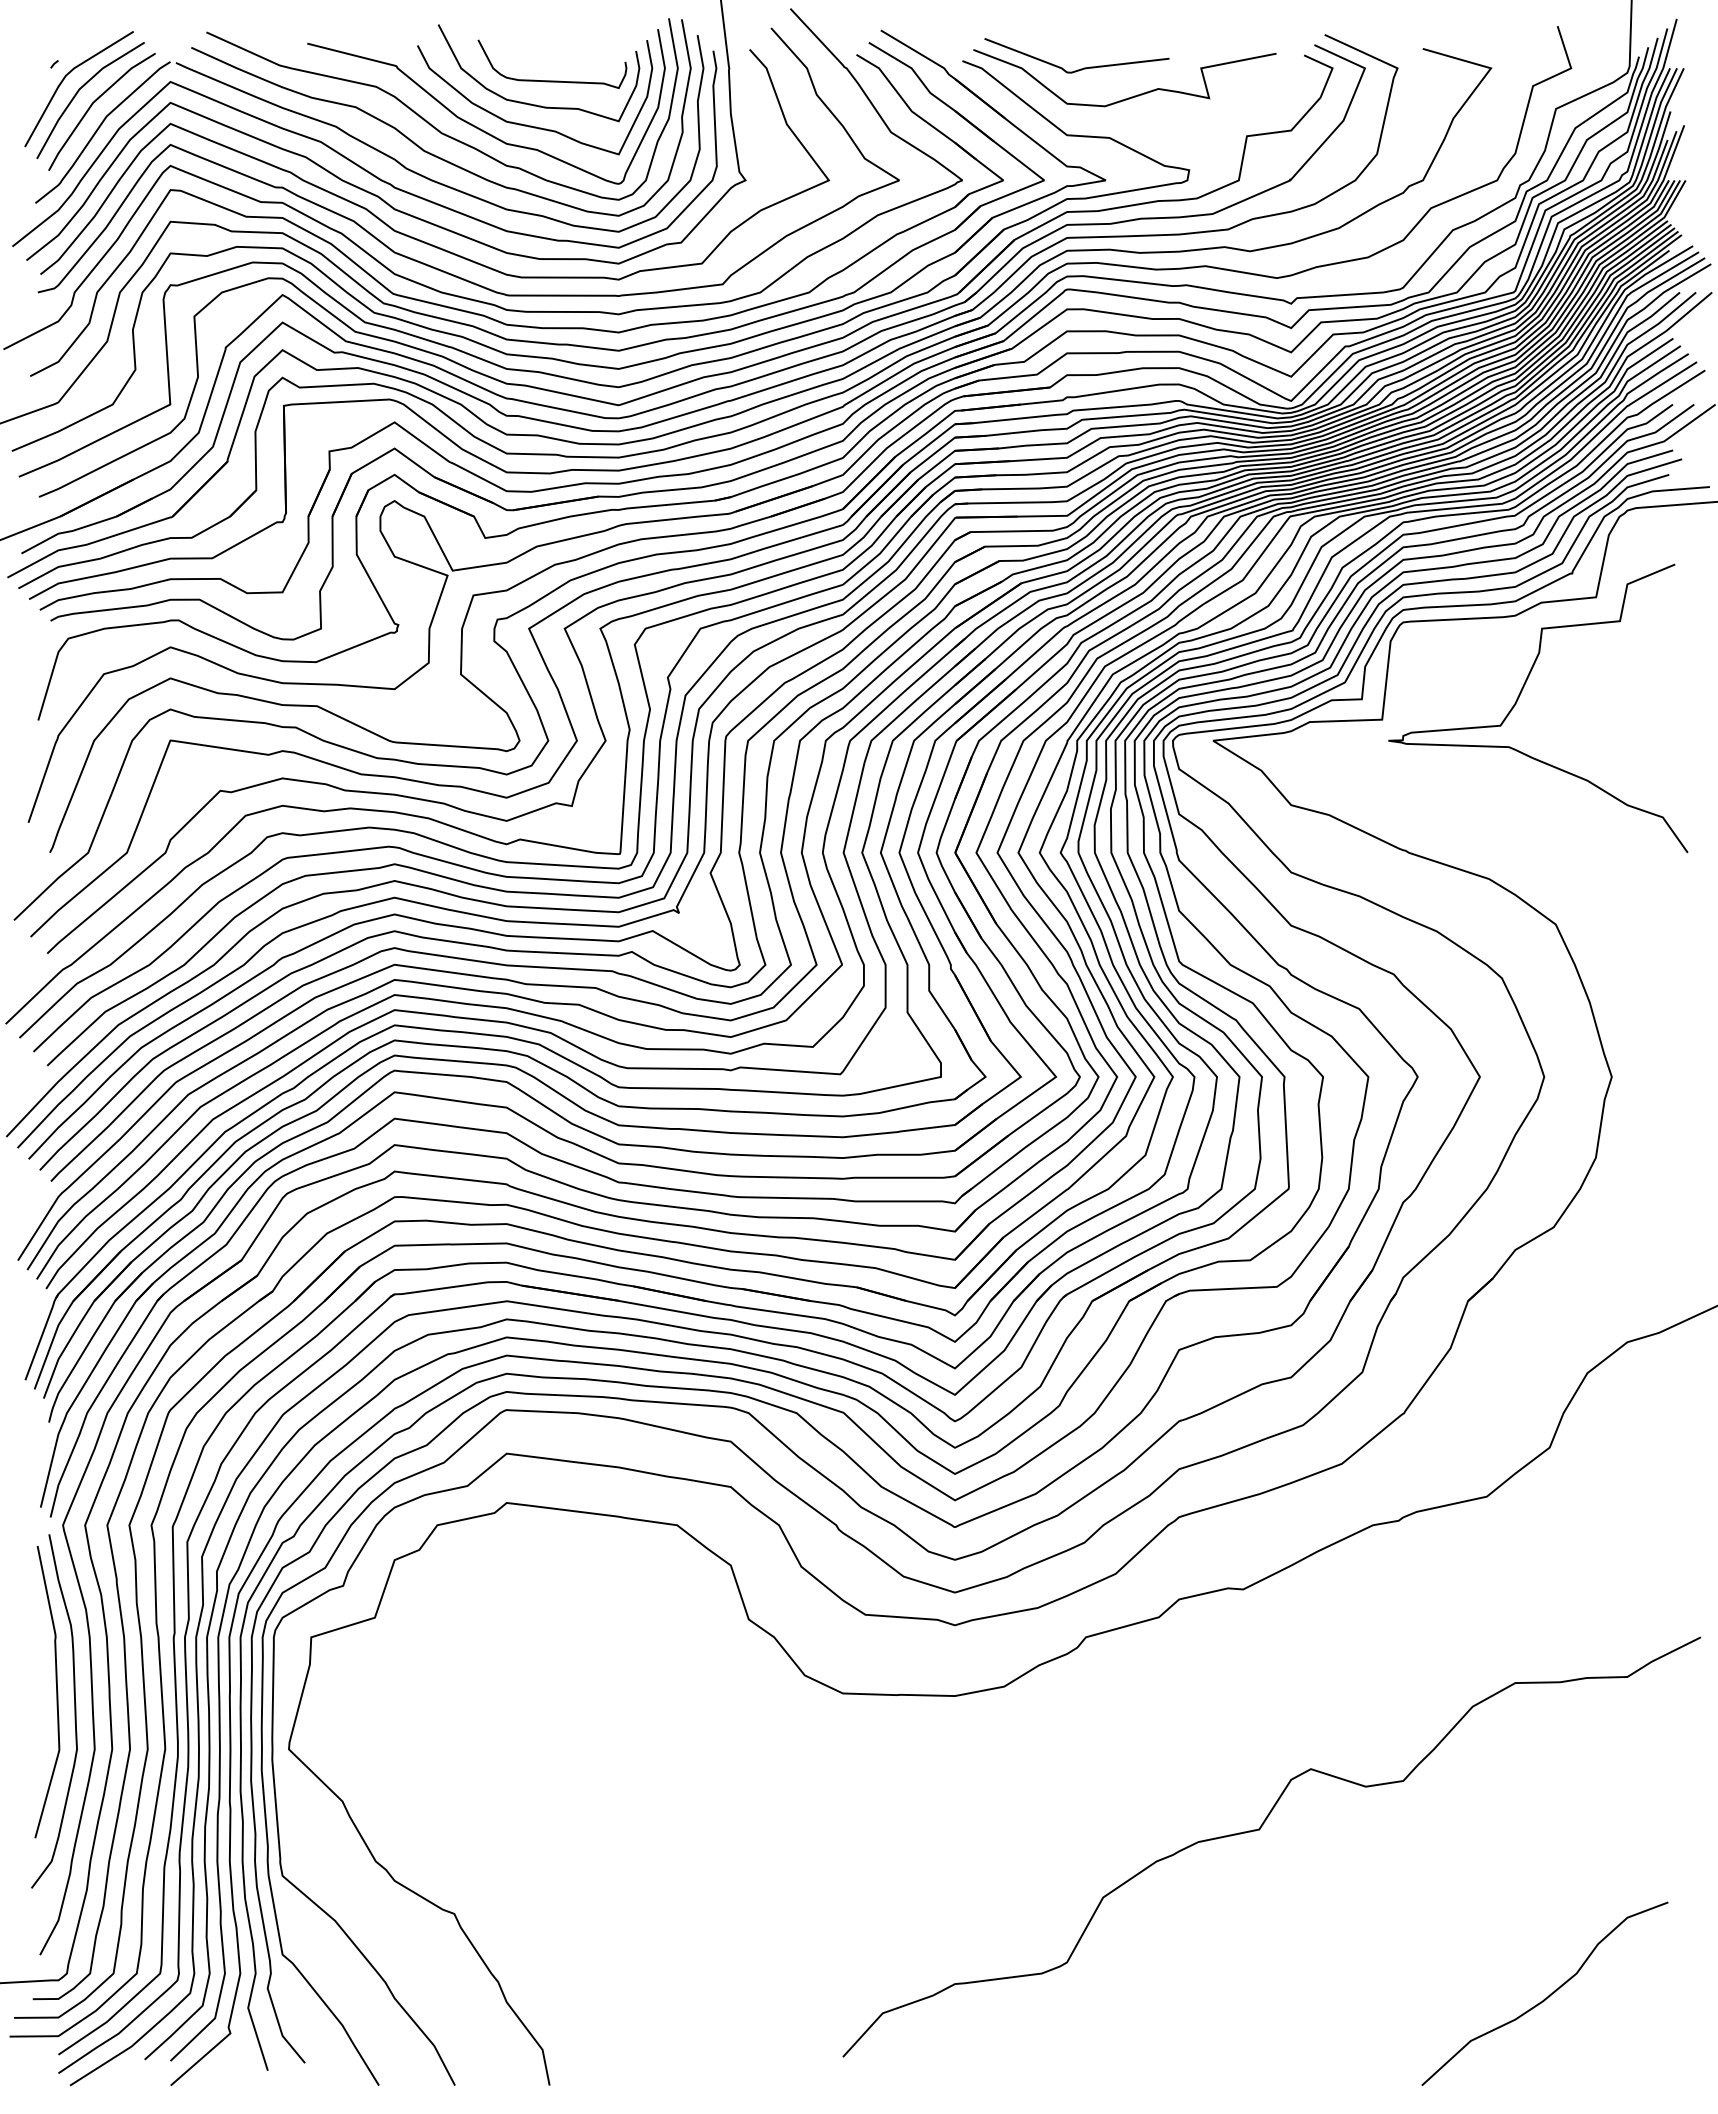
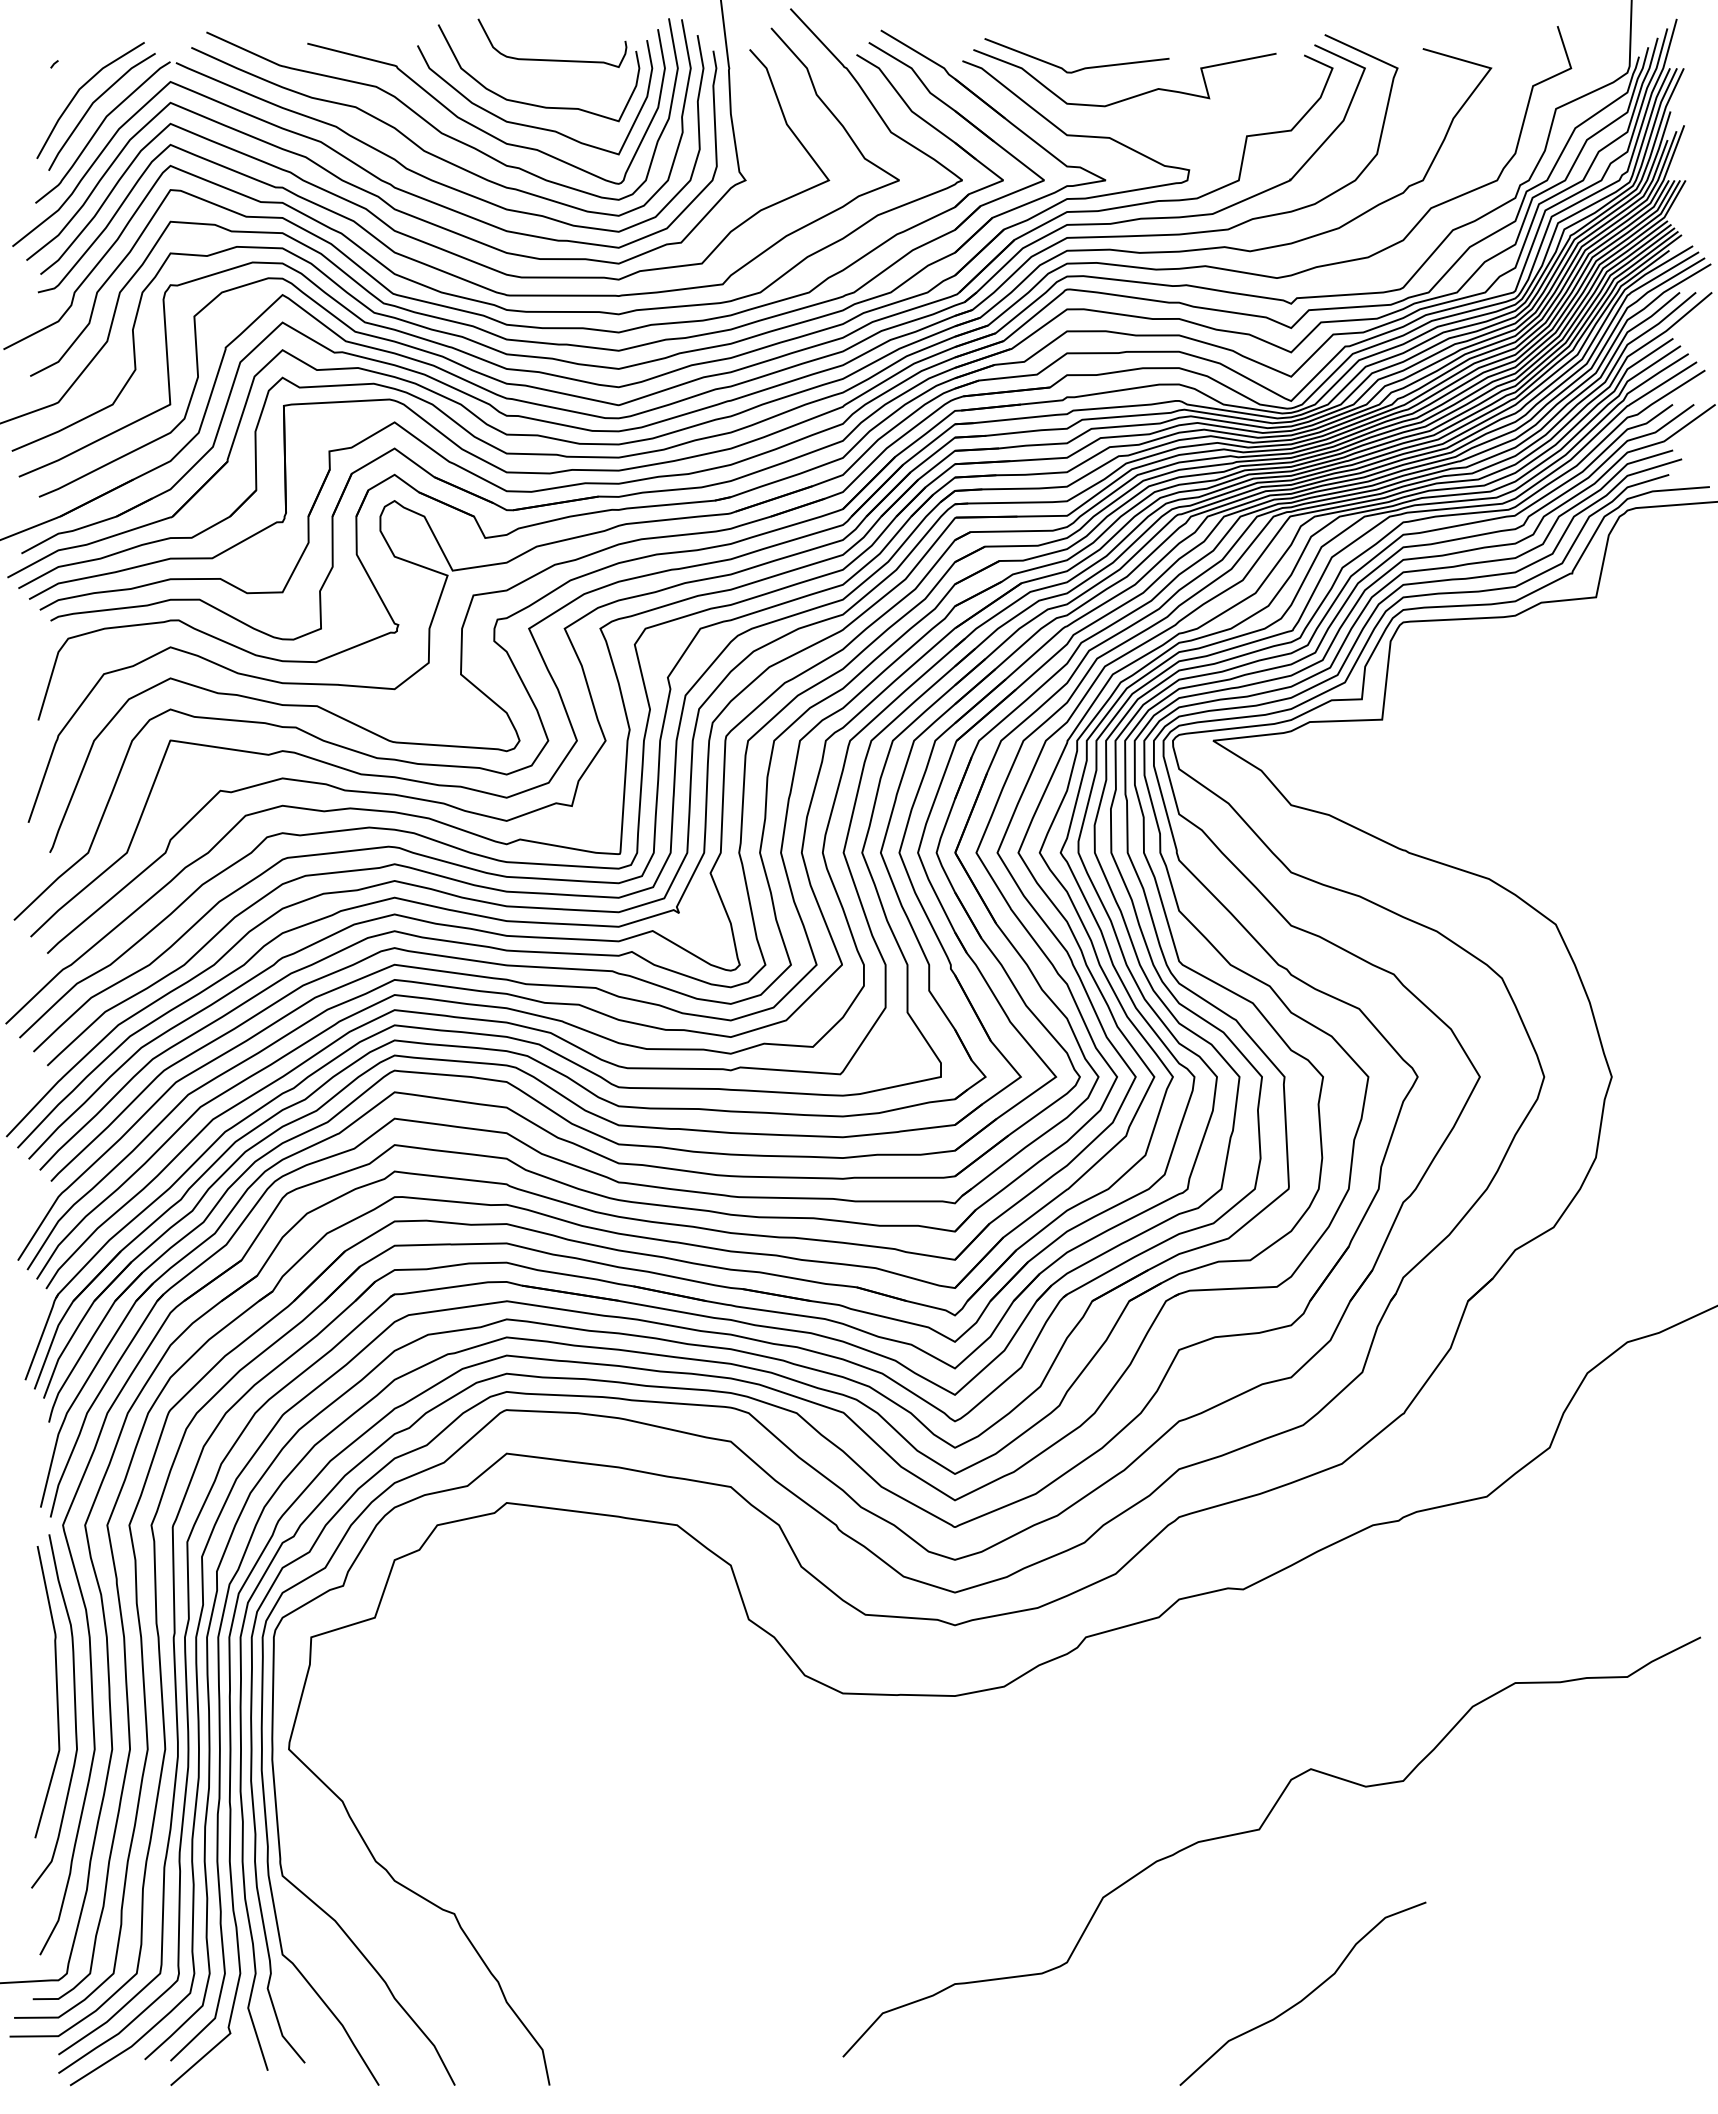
curve position: (552, 80) -> (552, 59) (552, 59)
line: present -> none (63, 81)
curve: present -> none (1517, 702)
curve position: (1547, 1996) -> (1305, 1996) (1305, 1996)
